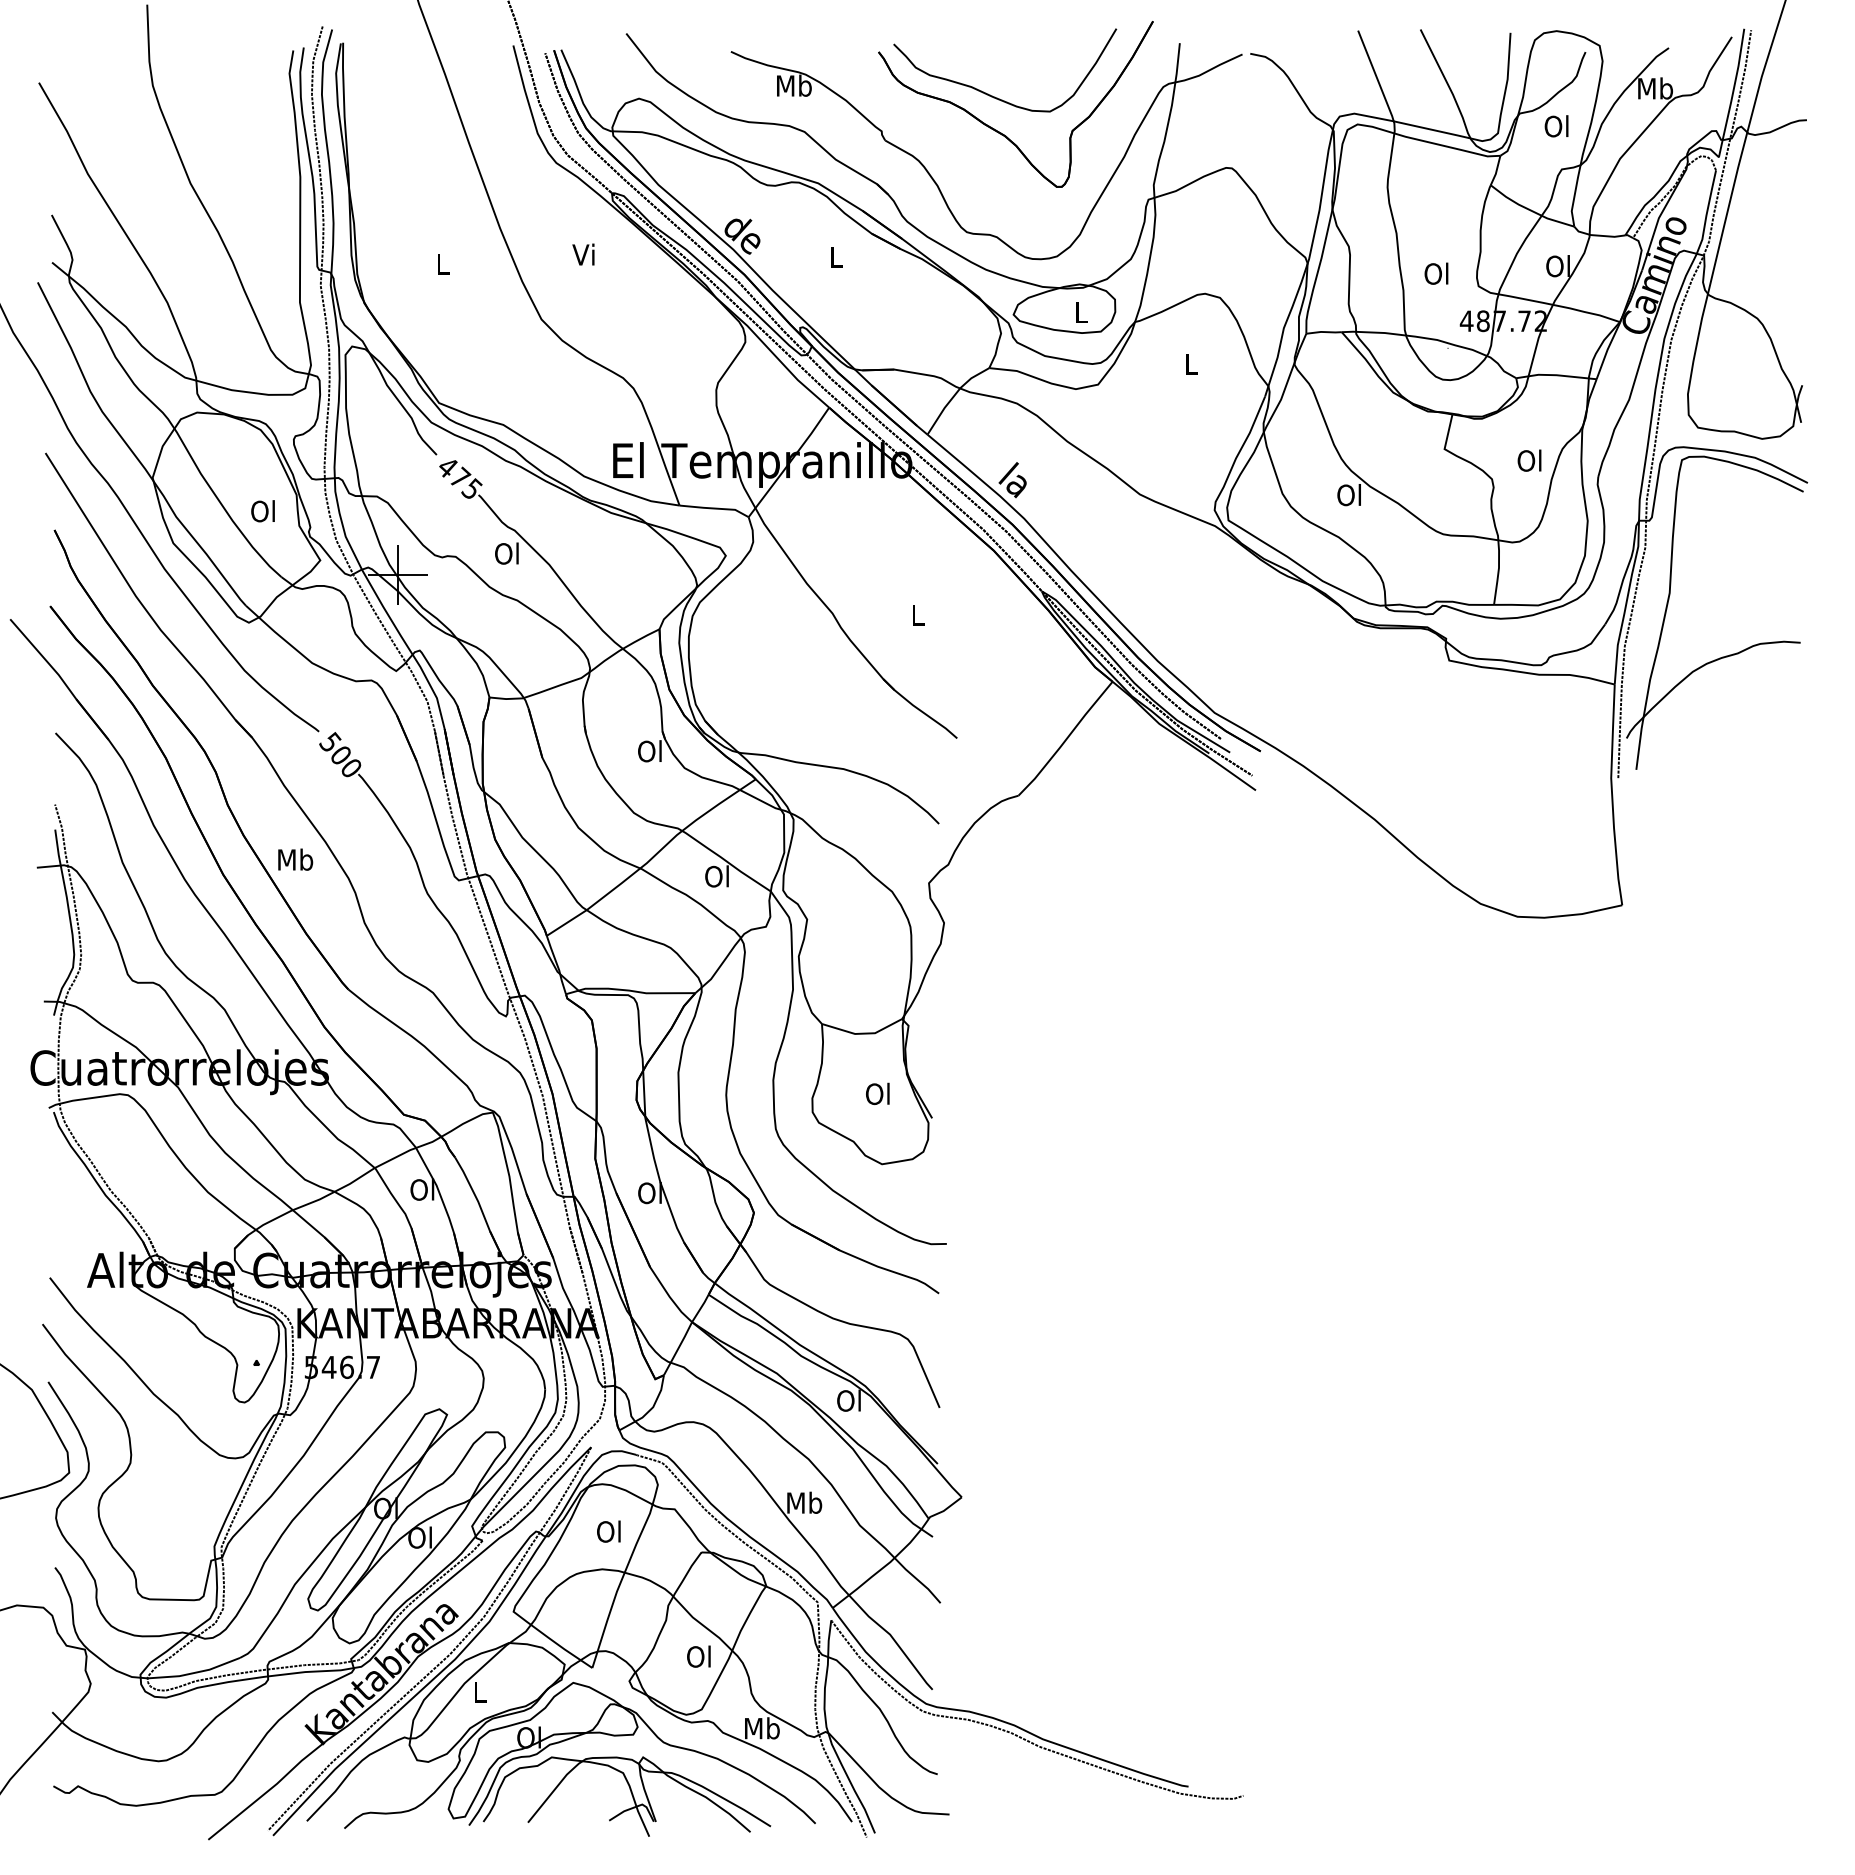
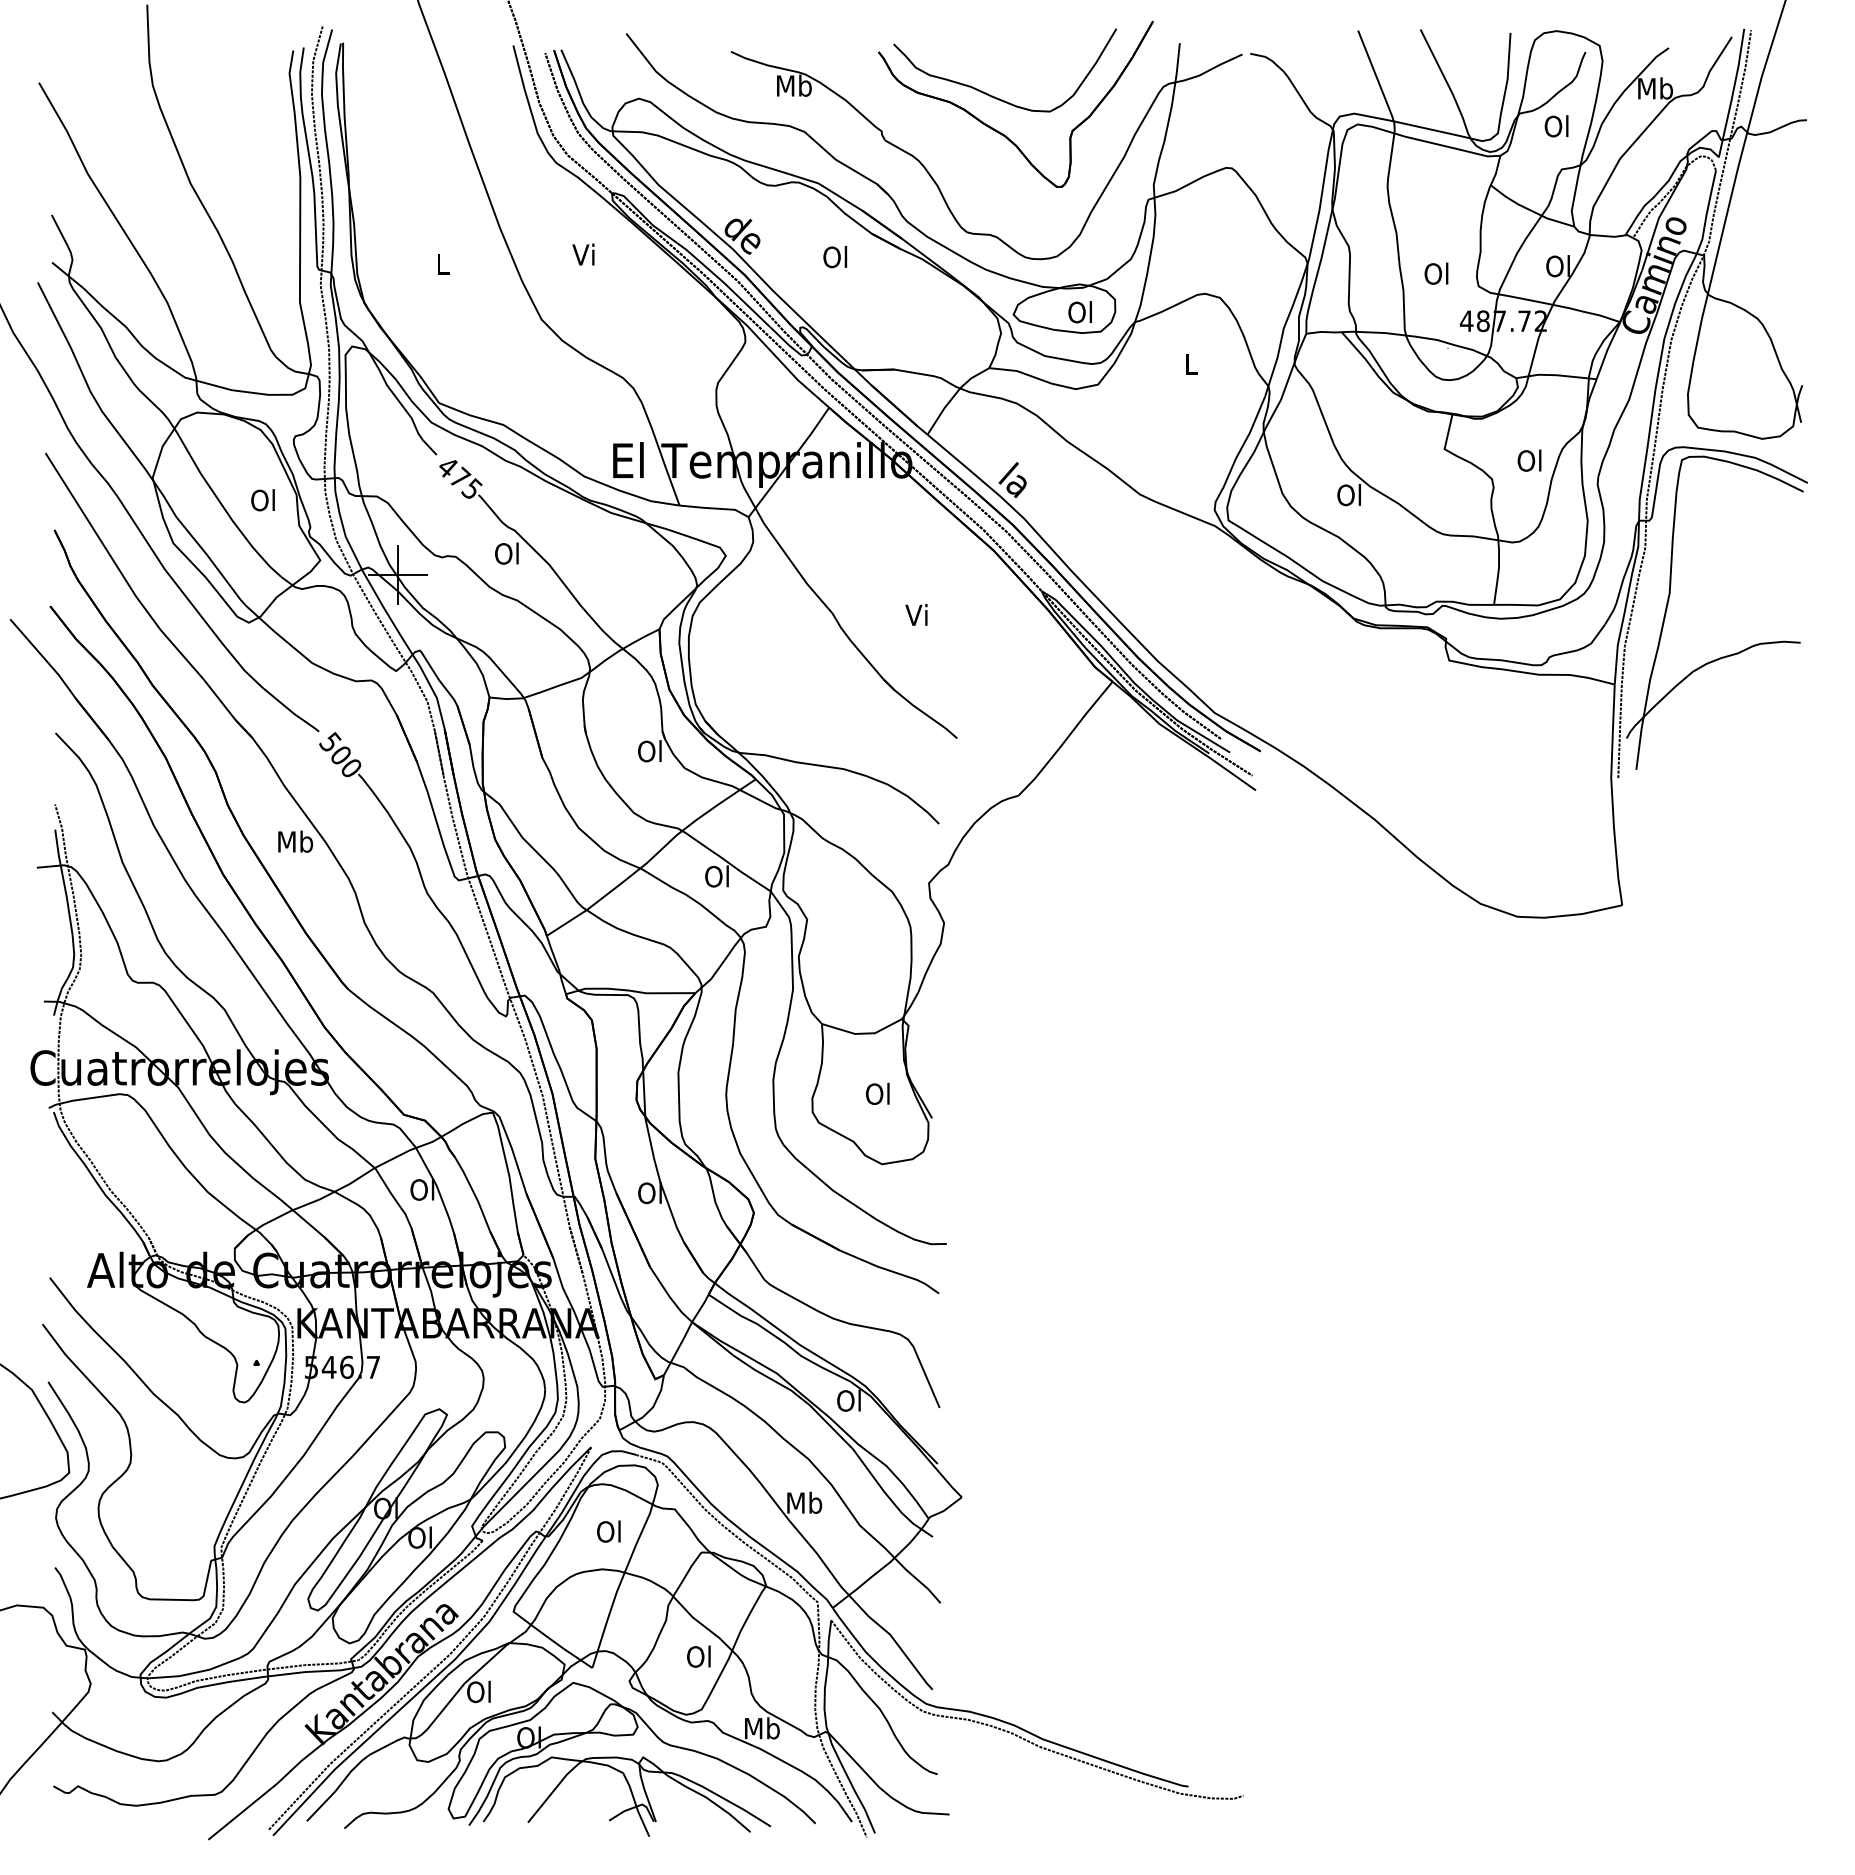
text: L -> Ol (835, 257)
text: L -> Ol (1079, 312)
text position: (262, 511) -> (262, 500) (262, 500)
text: L -> Vi (916, 614)
text position: (295, 859) -> (295, 841) (295, 841)
text: L -> Ol (478, 1691)
